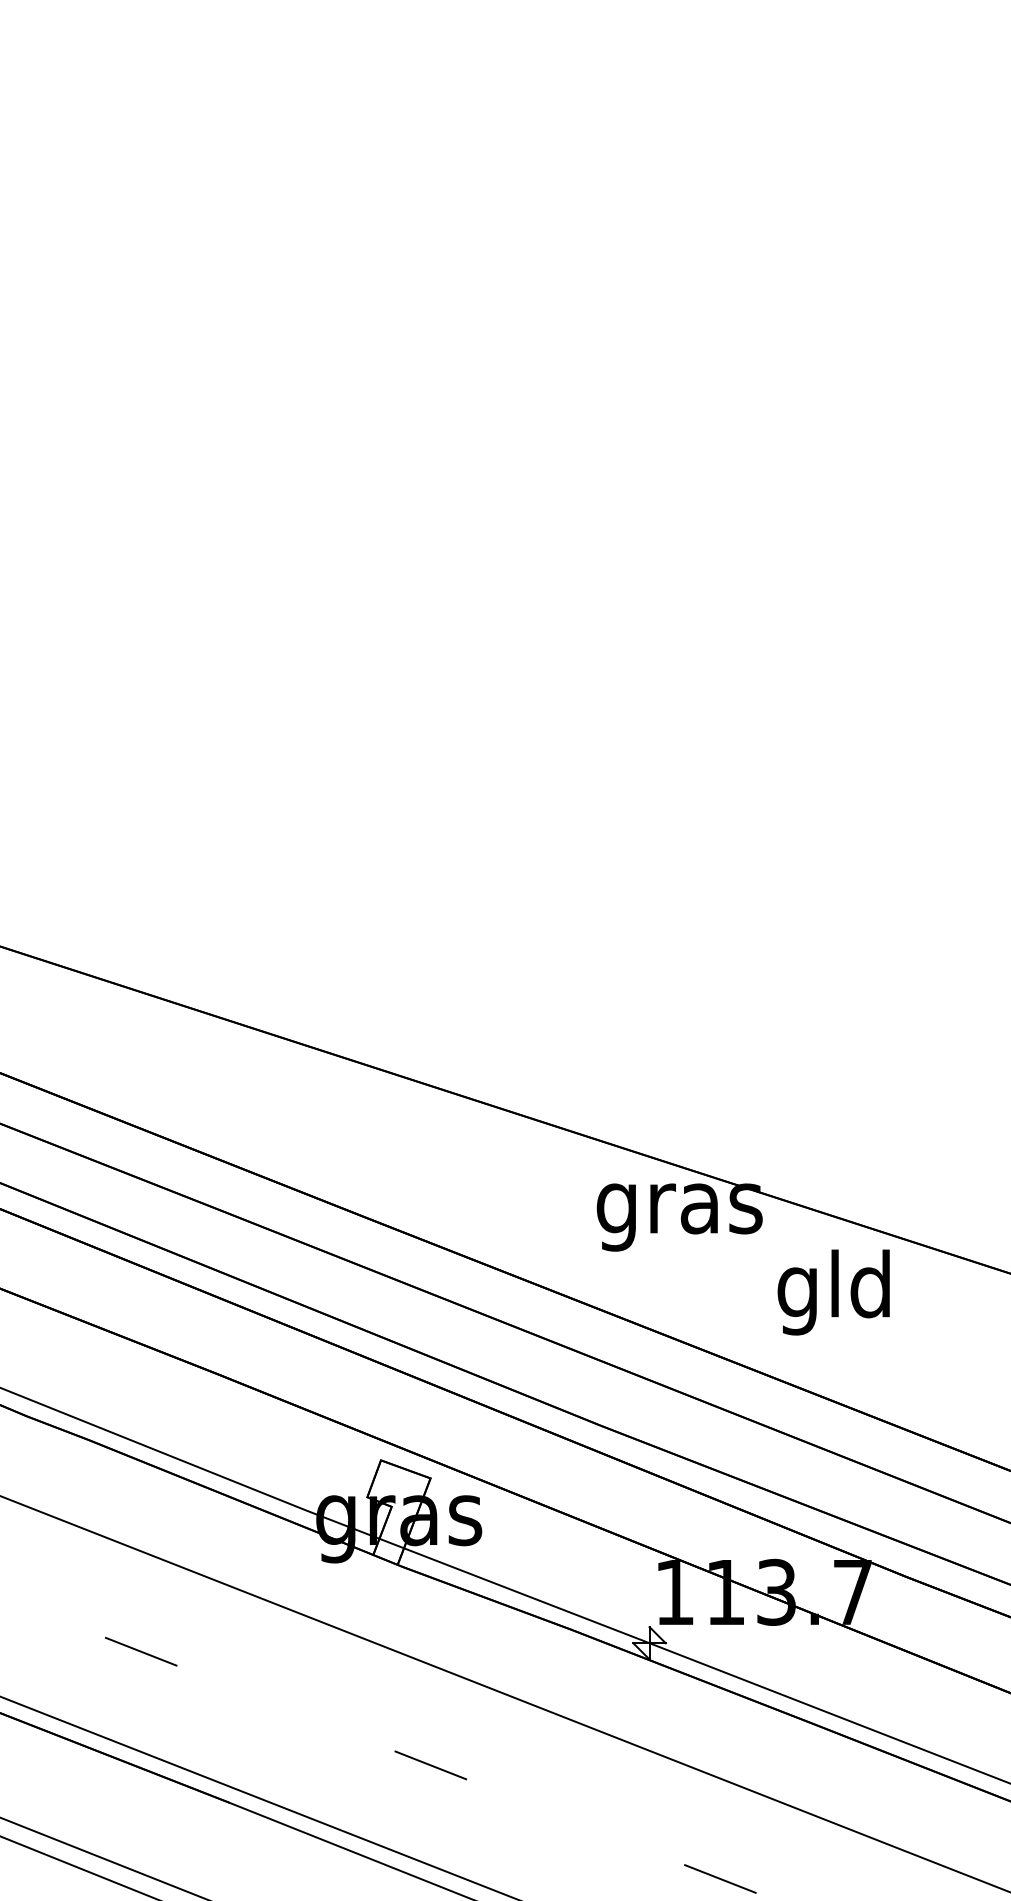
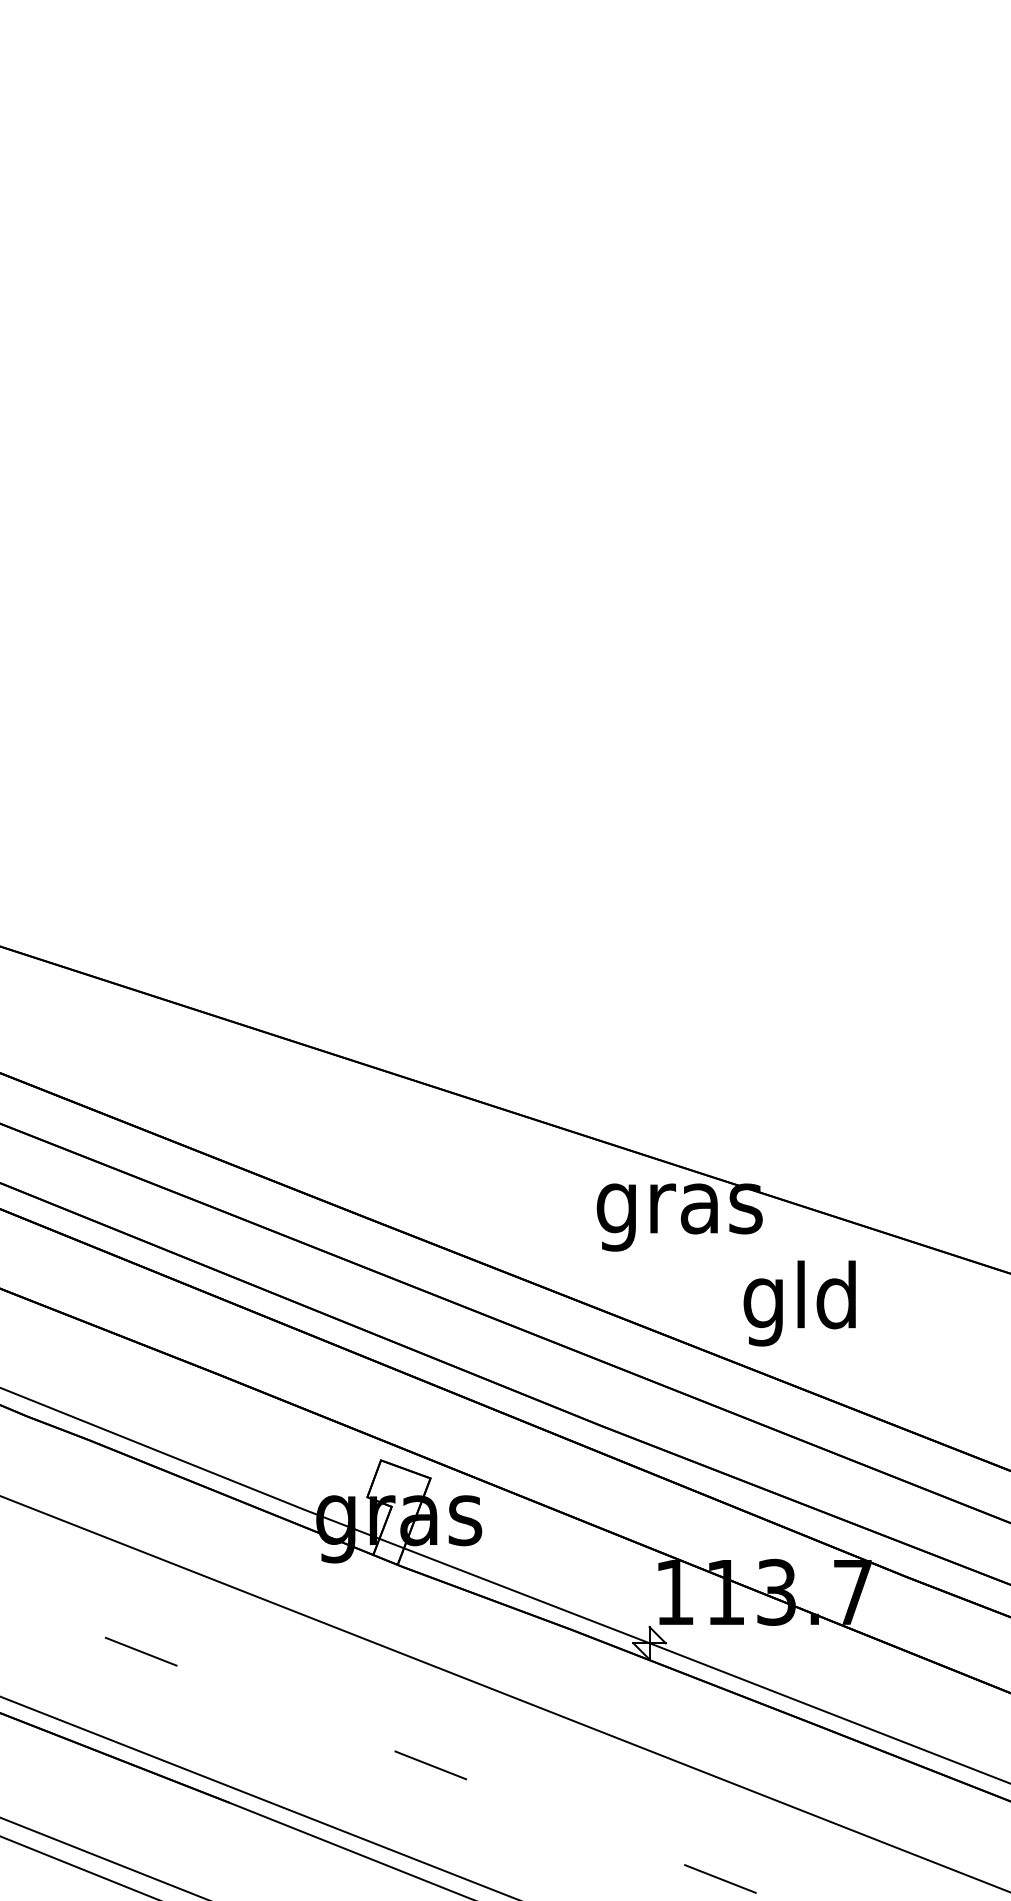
text position: (833, 1292) -> (799, 1303) (799, 1303)
